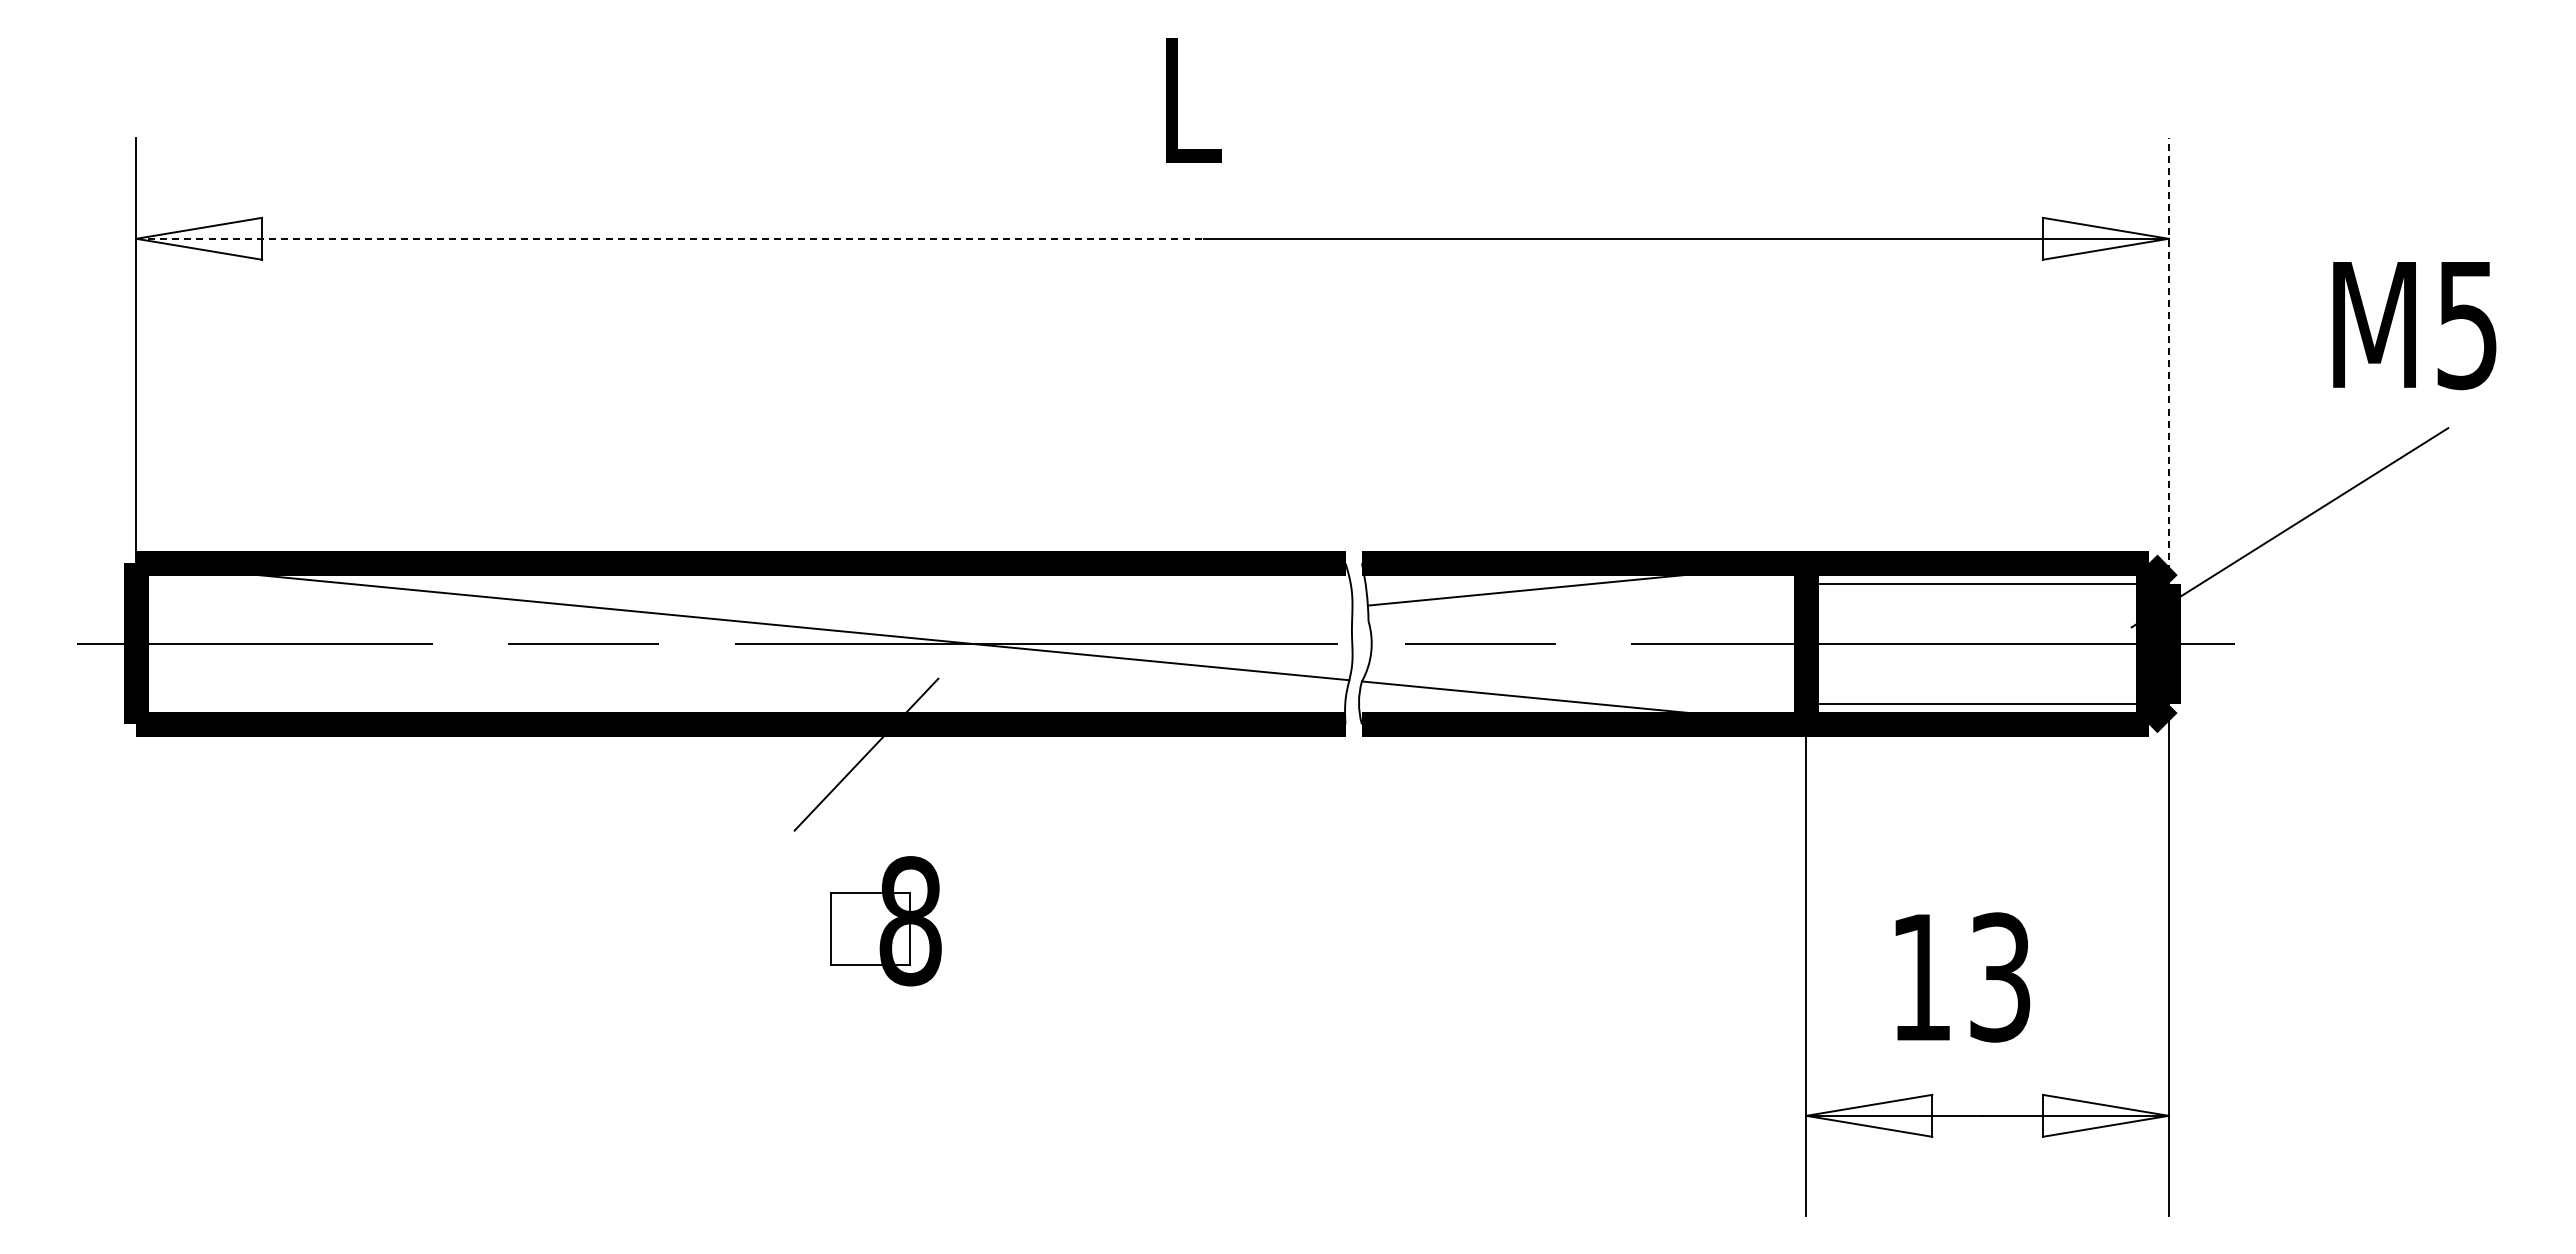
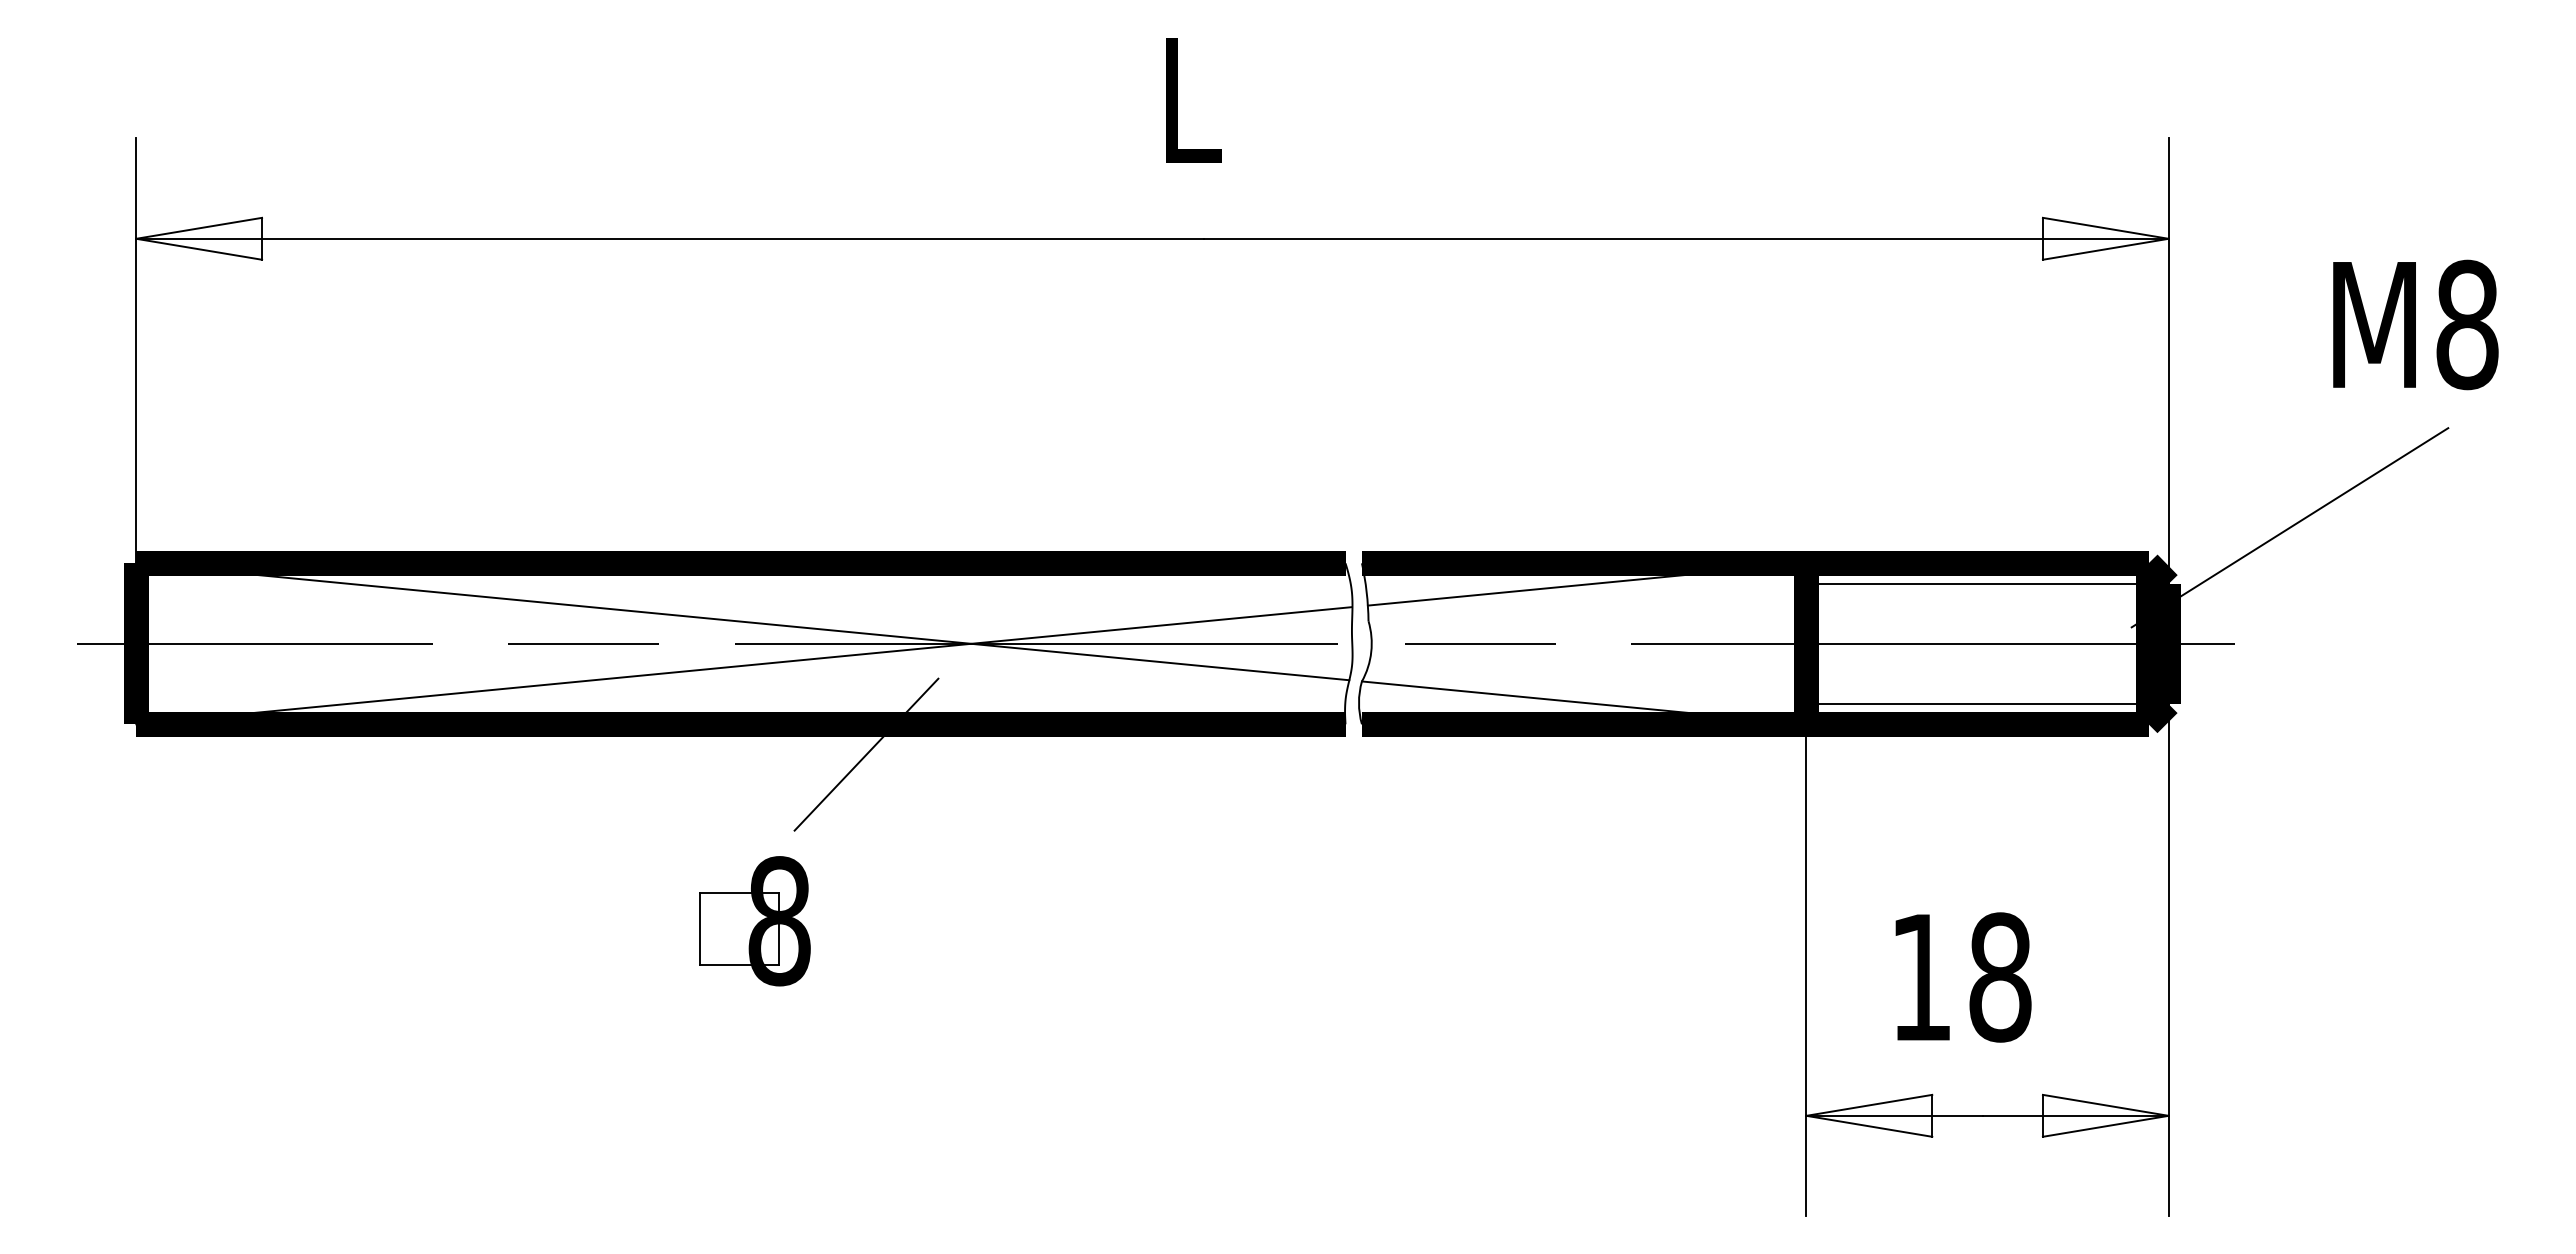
line: dashed -> solid (670, 238)
text: M5 -> M8 (2467, 324)
line: dashed -> solid (2168, 361)
line: none -> present (744, 665)
part position: (885, 921) -> (754, 921) (754, 921)
text: 13 -> 18 (2000, 977)
